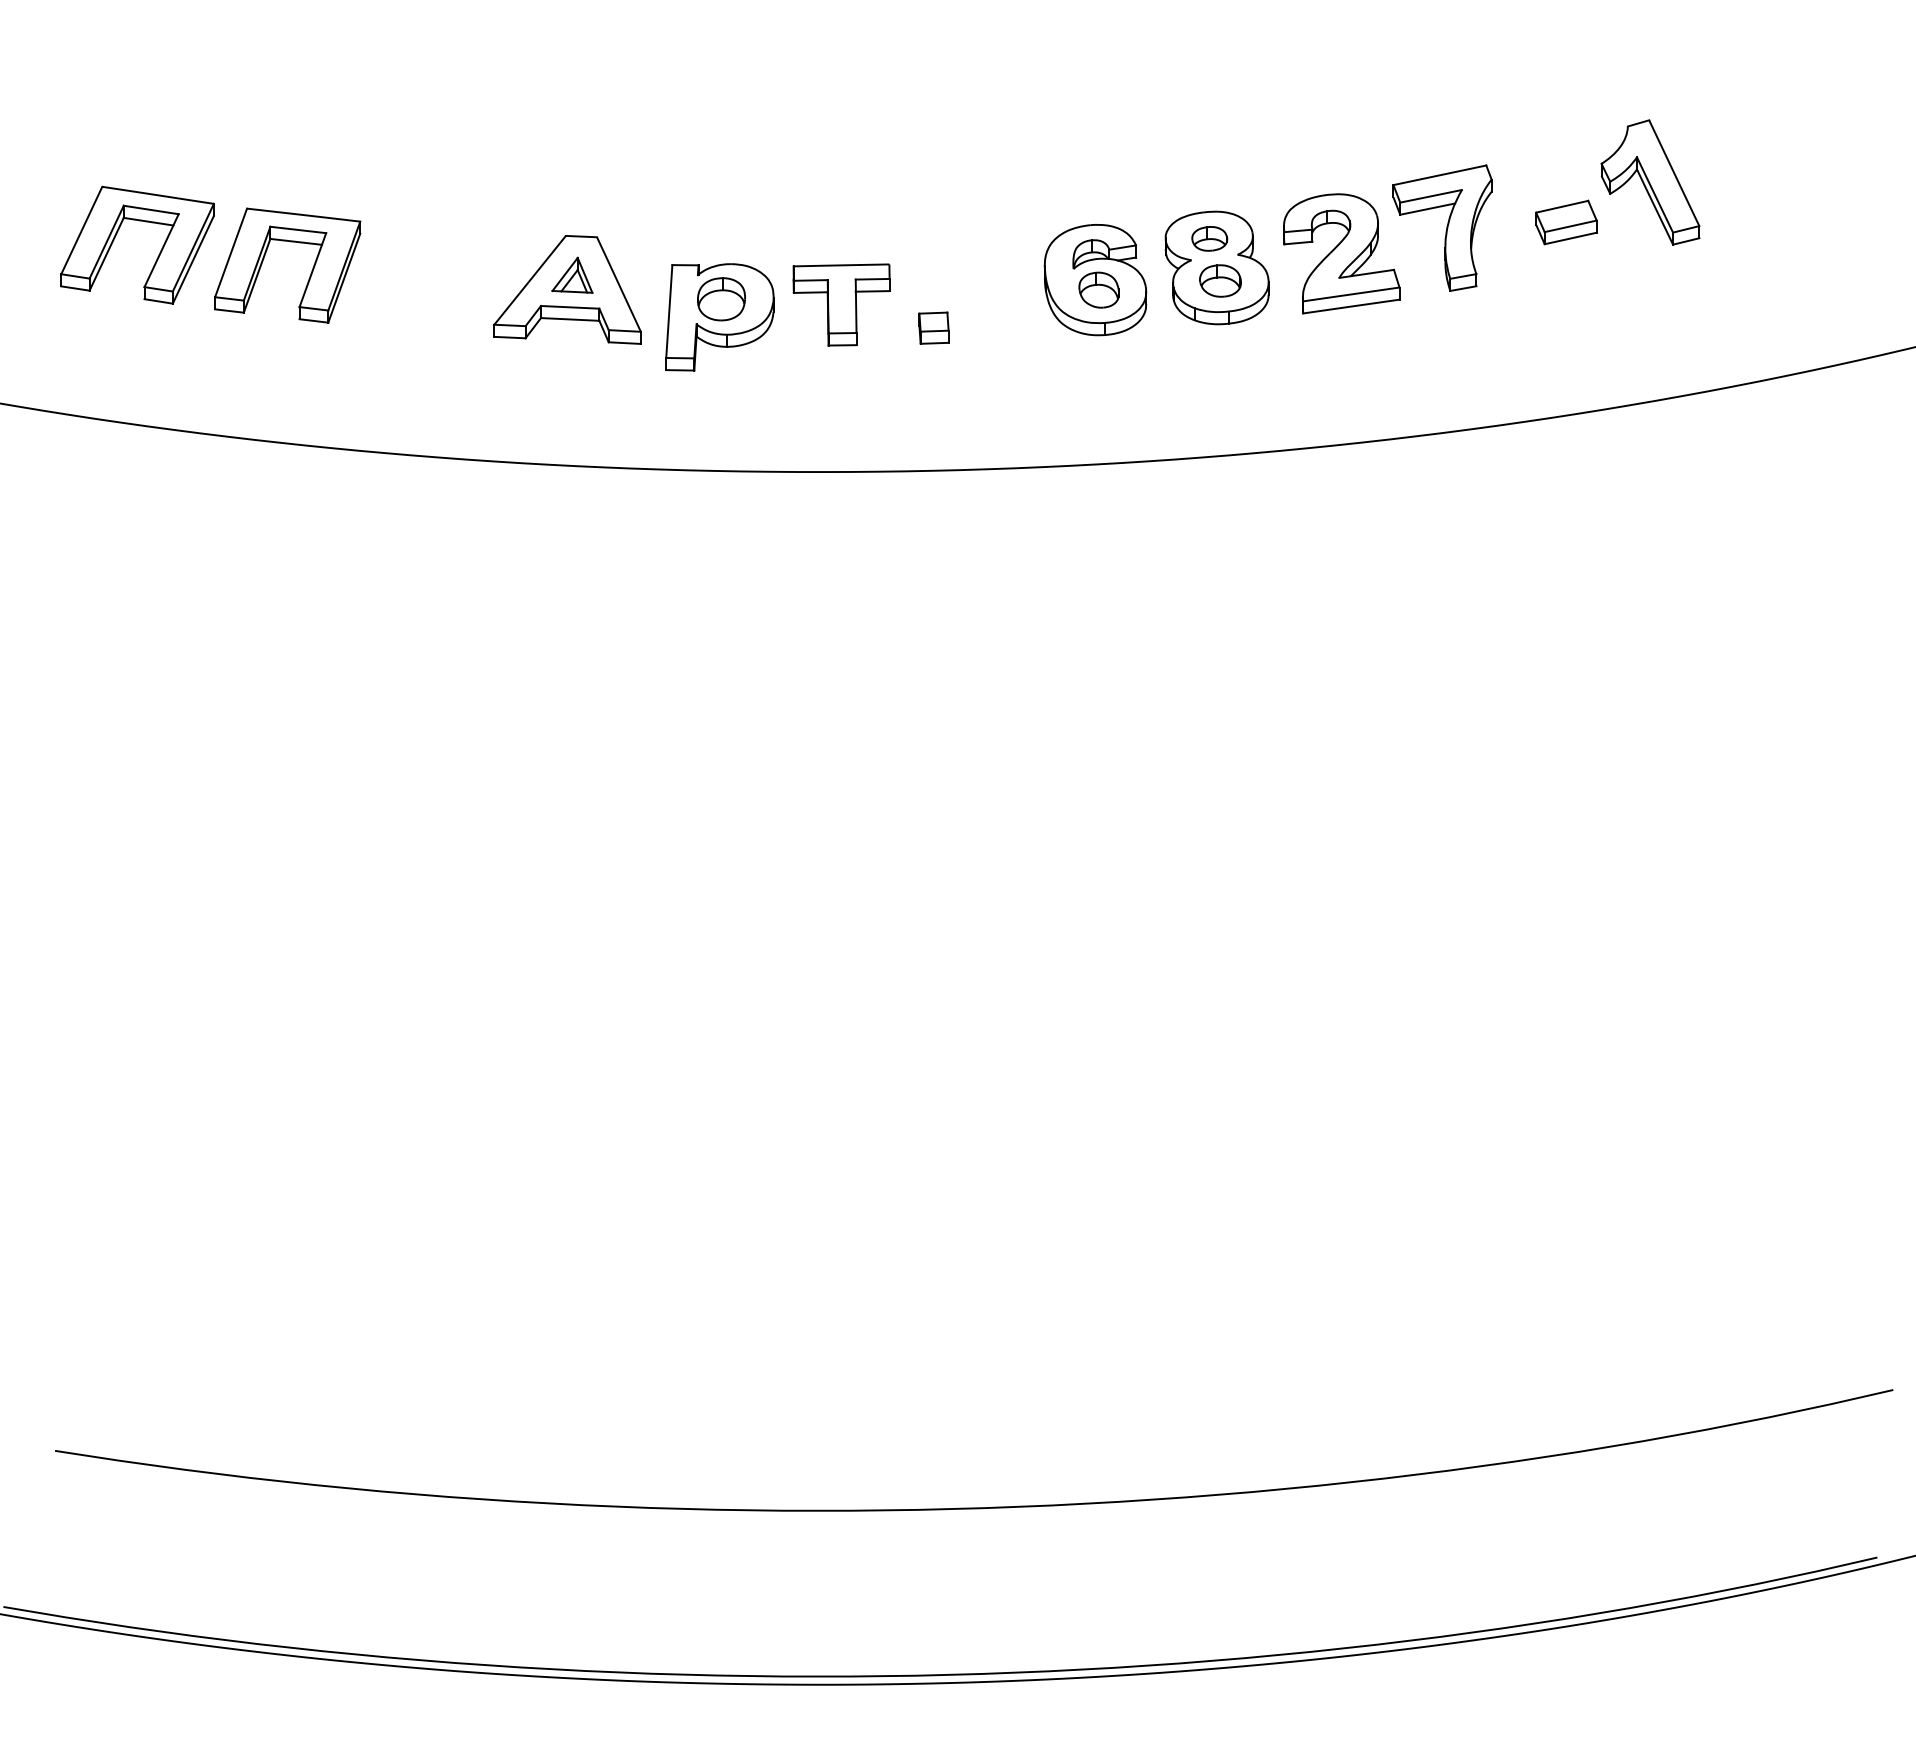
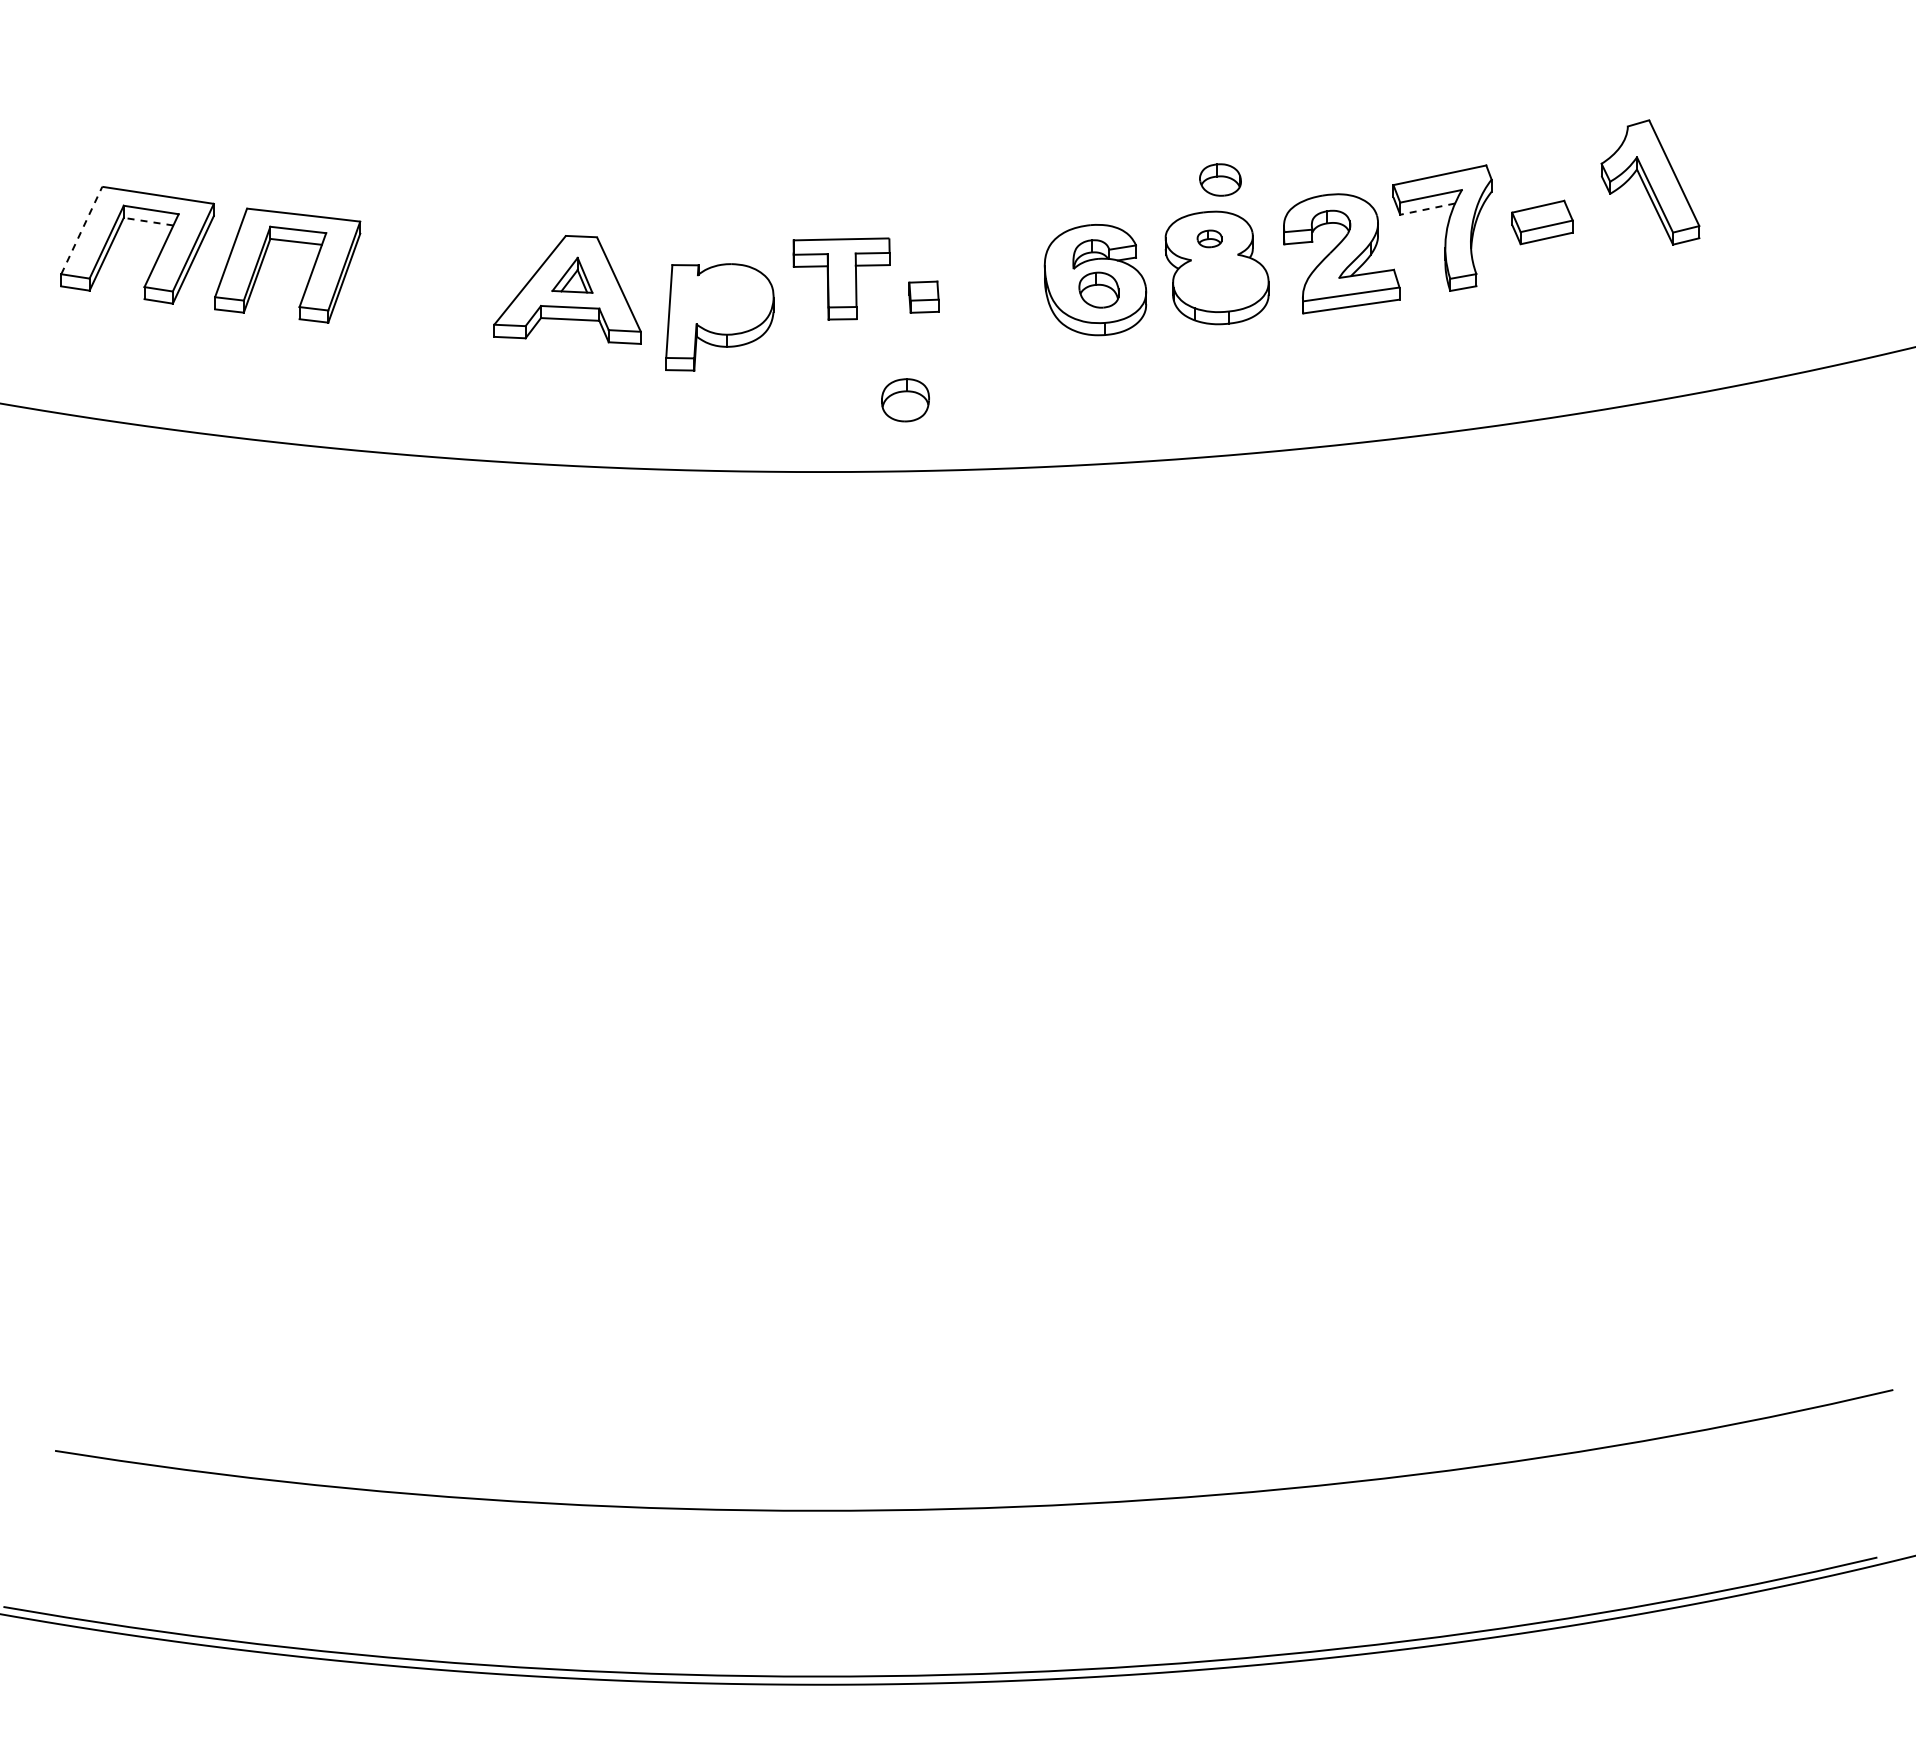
line: solid -> dashed (1427, 209)
line: solid -> dashed (148, 221)
part position: (1566, 222) -> (1542, 222) (1542, 222)
line: solid -> dashed (82, 230)
part size: 38x26 px -> 27x20 px (1209, 238)
part position: (1220, 280) -> (1220, 179) (1220, 179)
part position: (721, 299) -> (905, 400) (905, 400)
part position: (841, 304) -> (841, 278) (841, 278)
part position: (933, 327) -> (923, 296) (923, 296)
